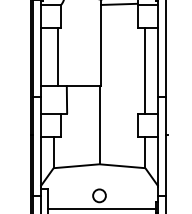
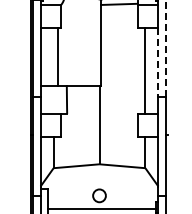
line: solid -> dashed (166, 48)
line: solid -> dashed (158, 62)
